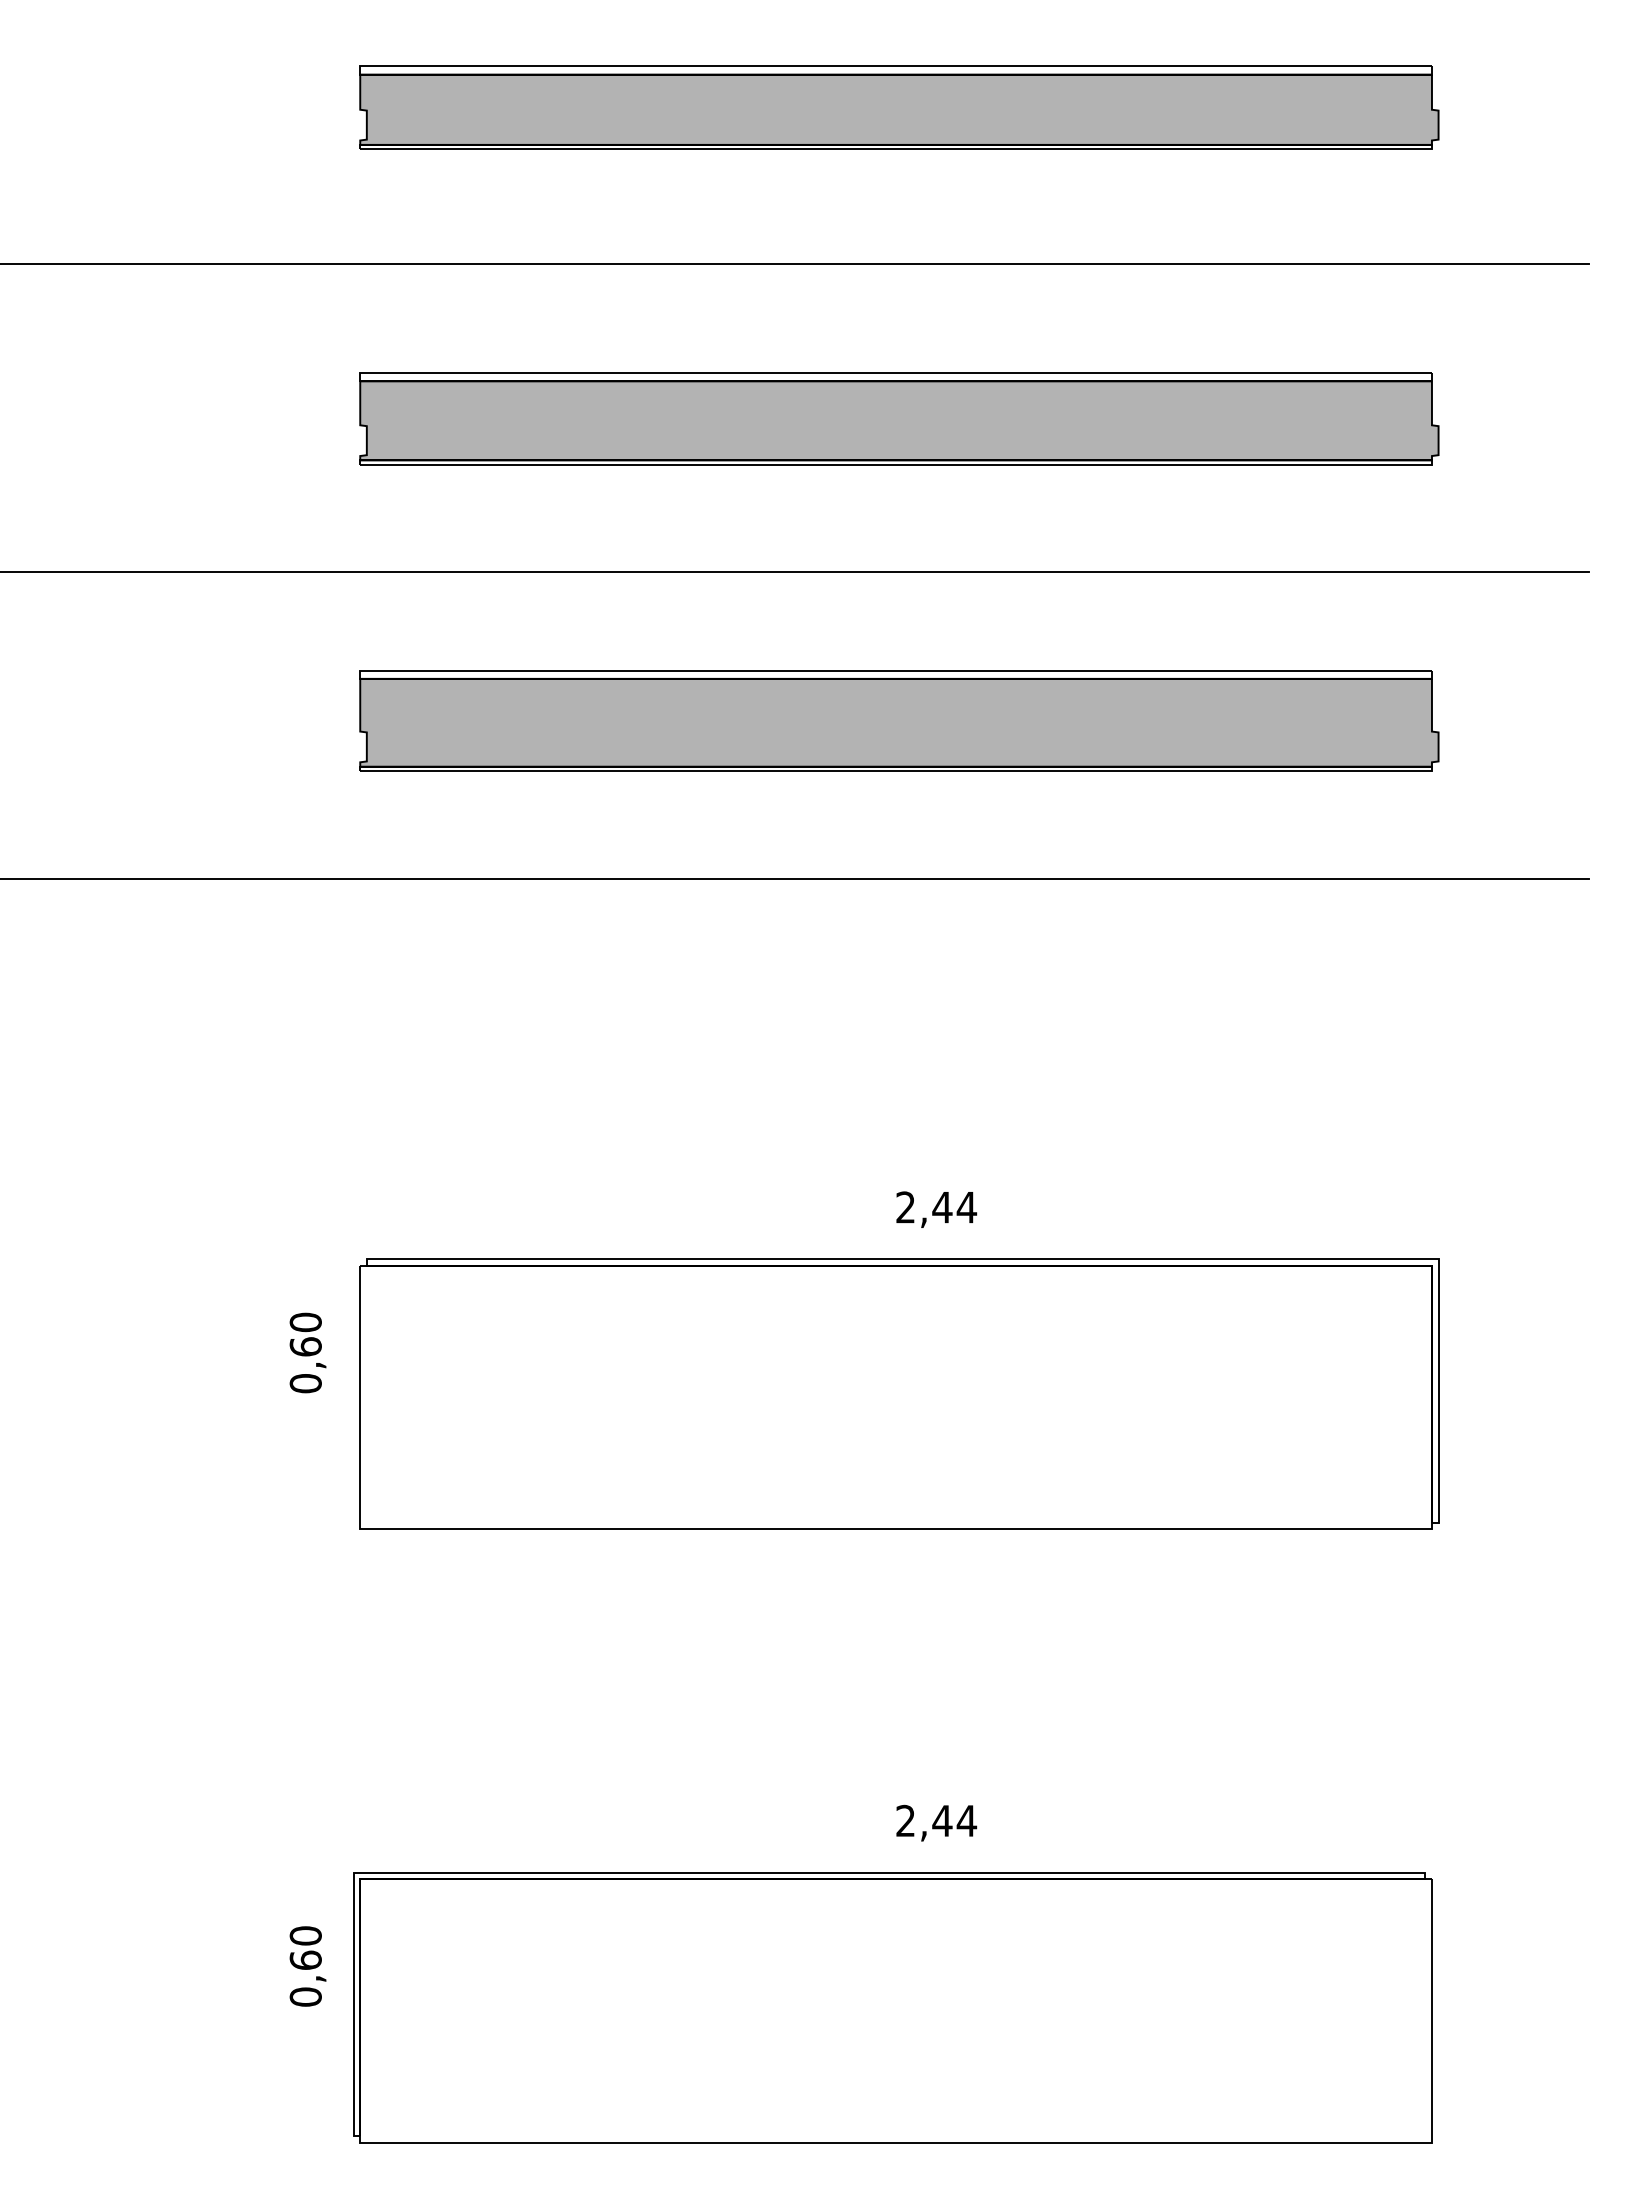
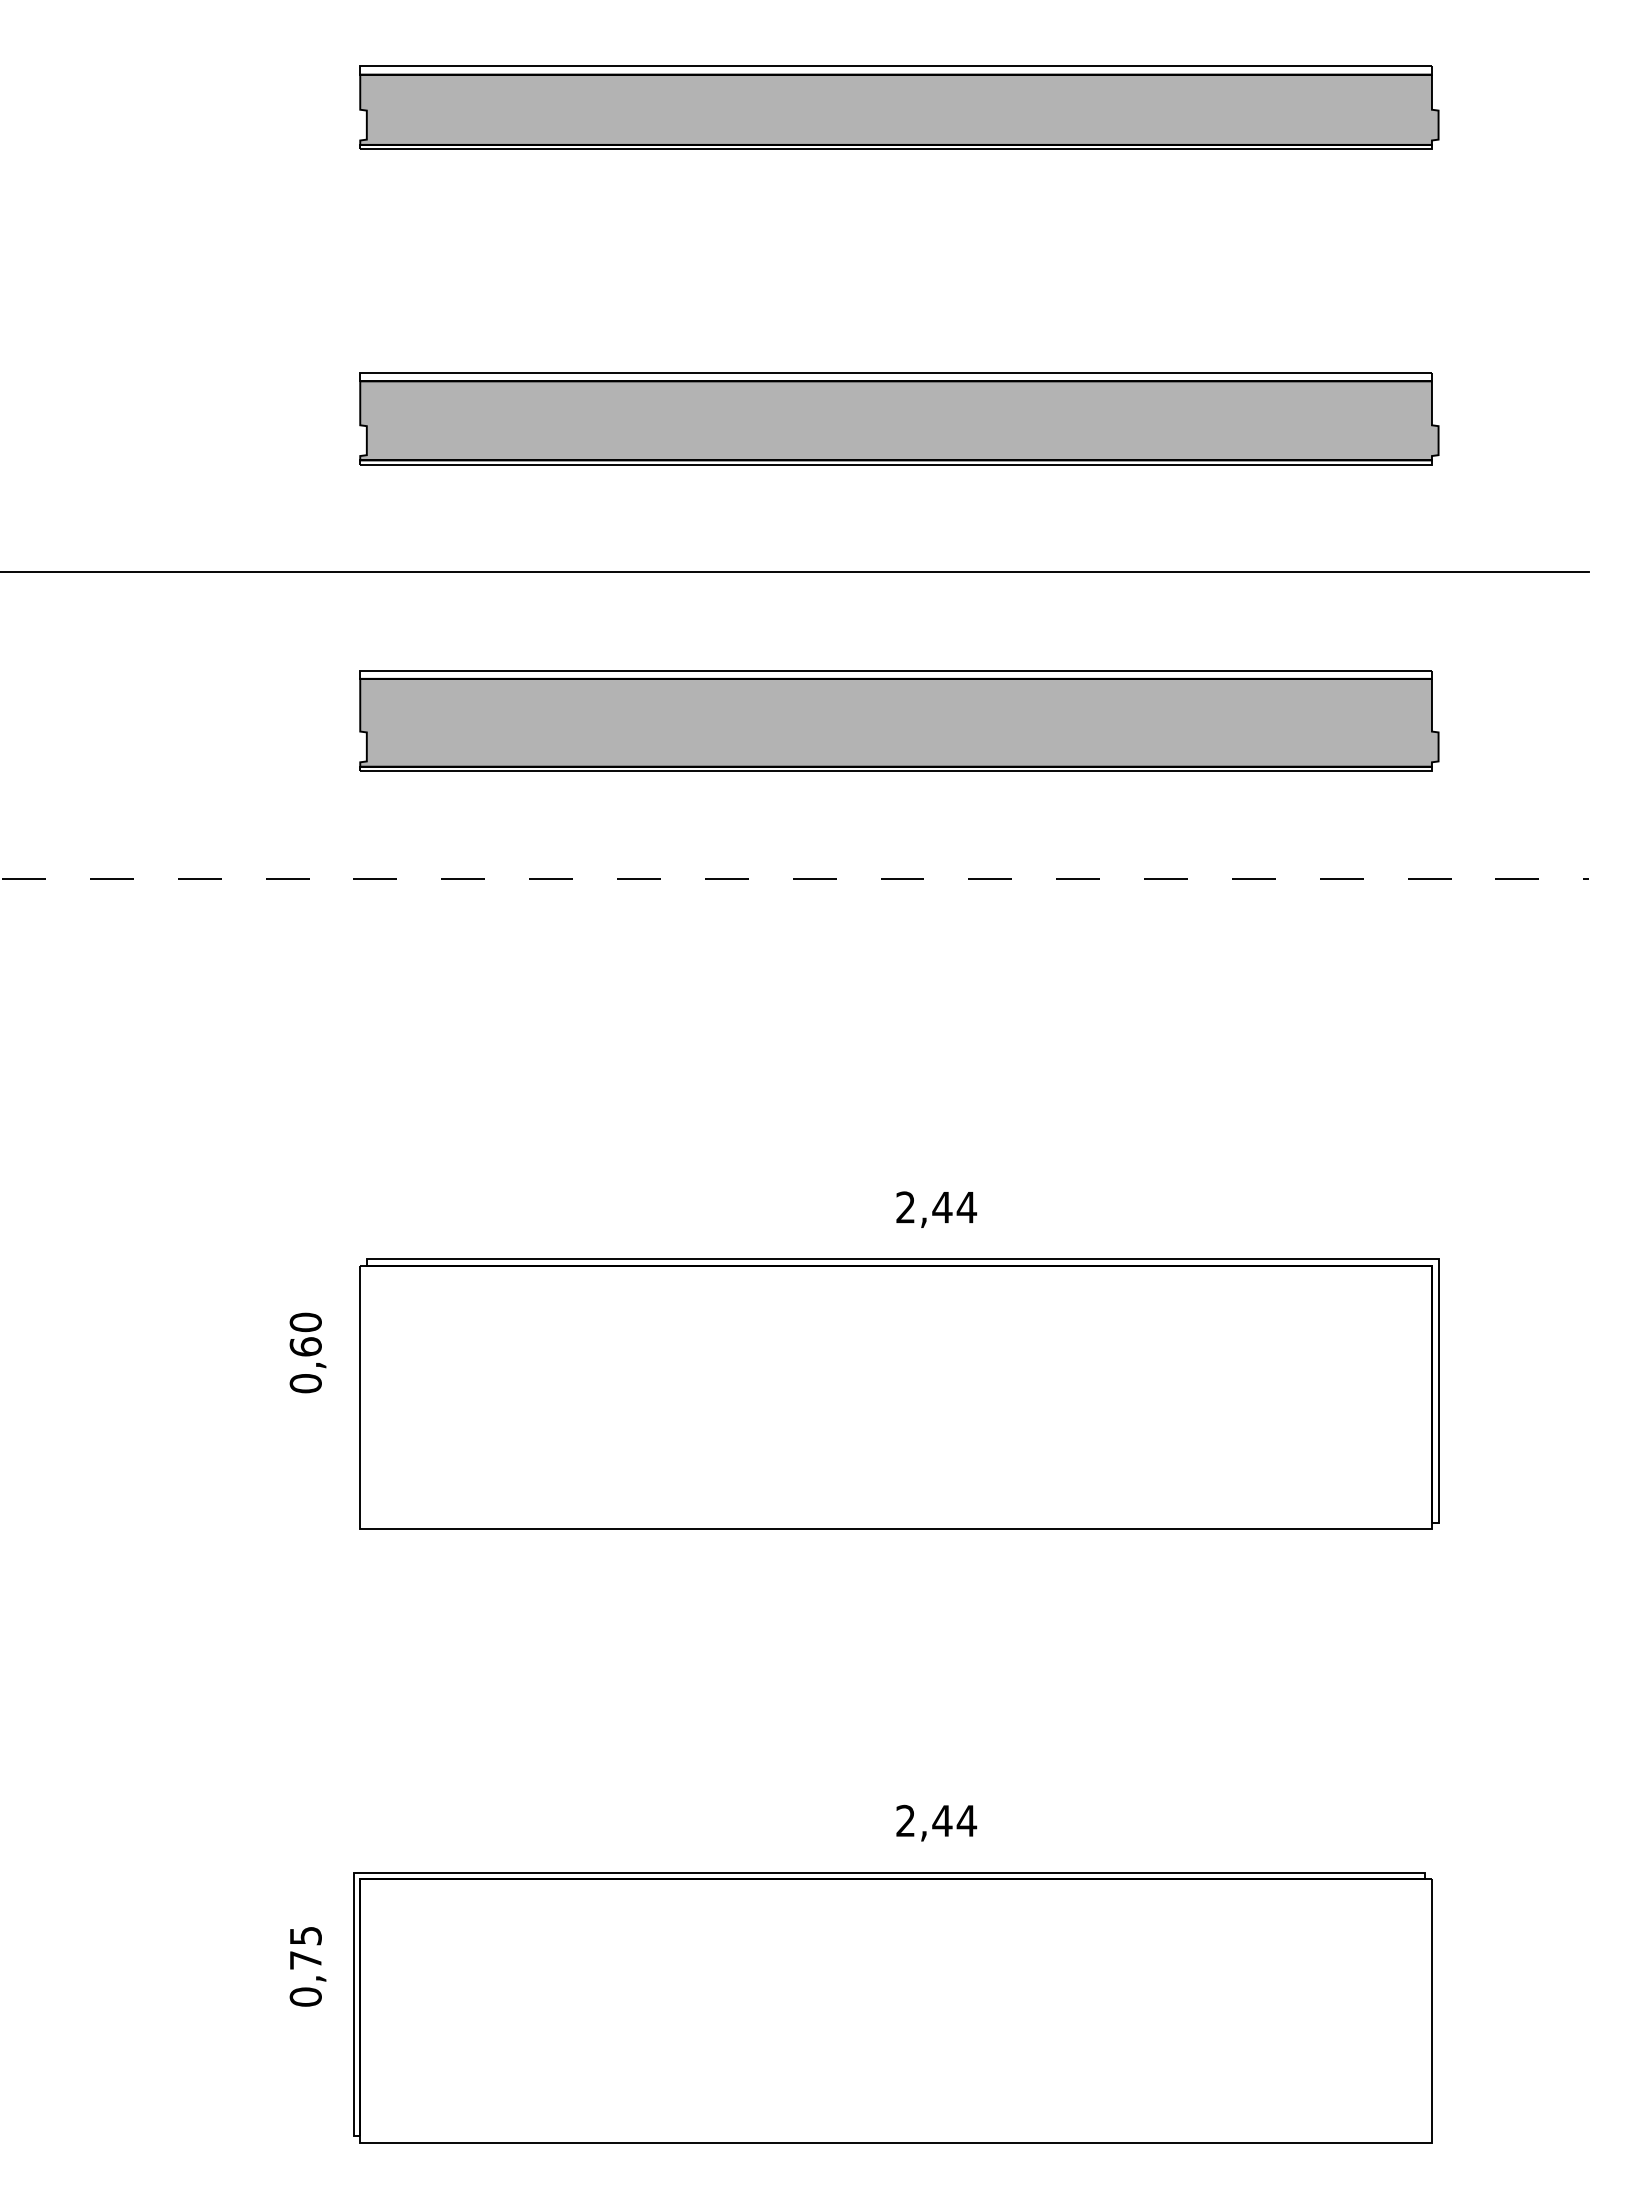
line: present -> none (795, 264)
line: solid -> dashed (795, 879)
text: 0,60 -> 0,75 (305, 1947)
